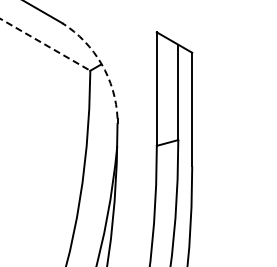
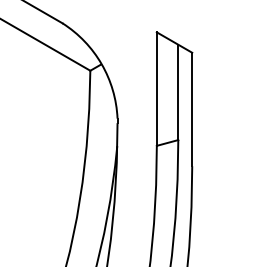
line: dashed -> solid (45, 44)
arc: dashed -> solid (101, 64)
